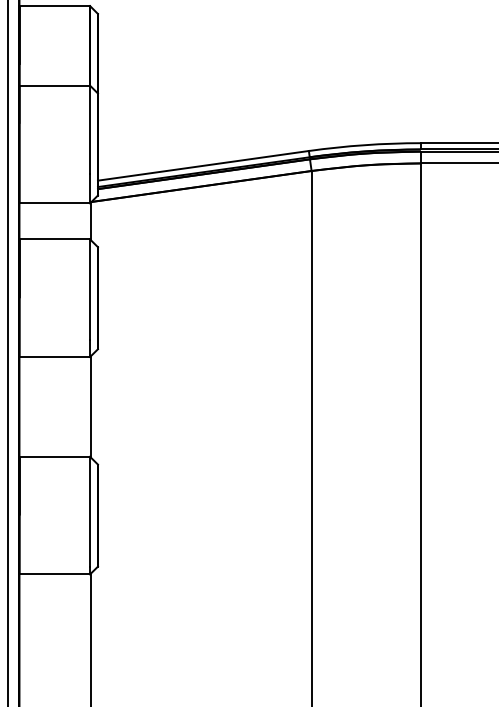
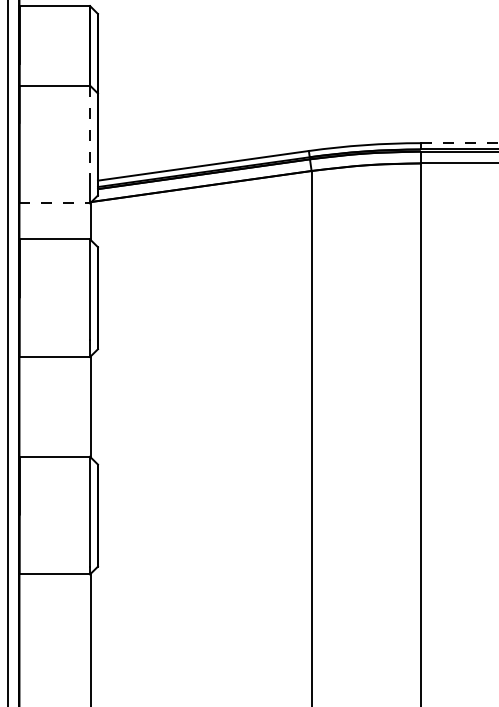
line: solid -> dashed (90, 130)
line: solid -> dashed (459, 143)
line: solid -> dashed (55, 203)
